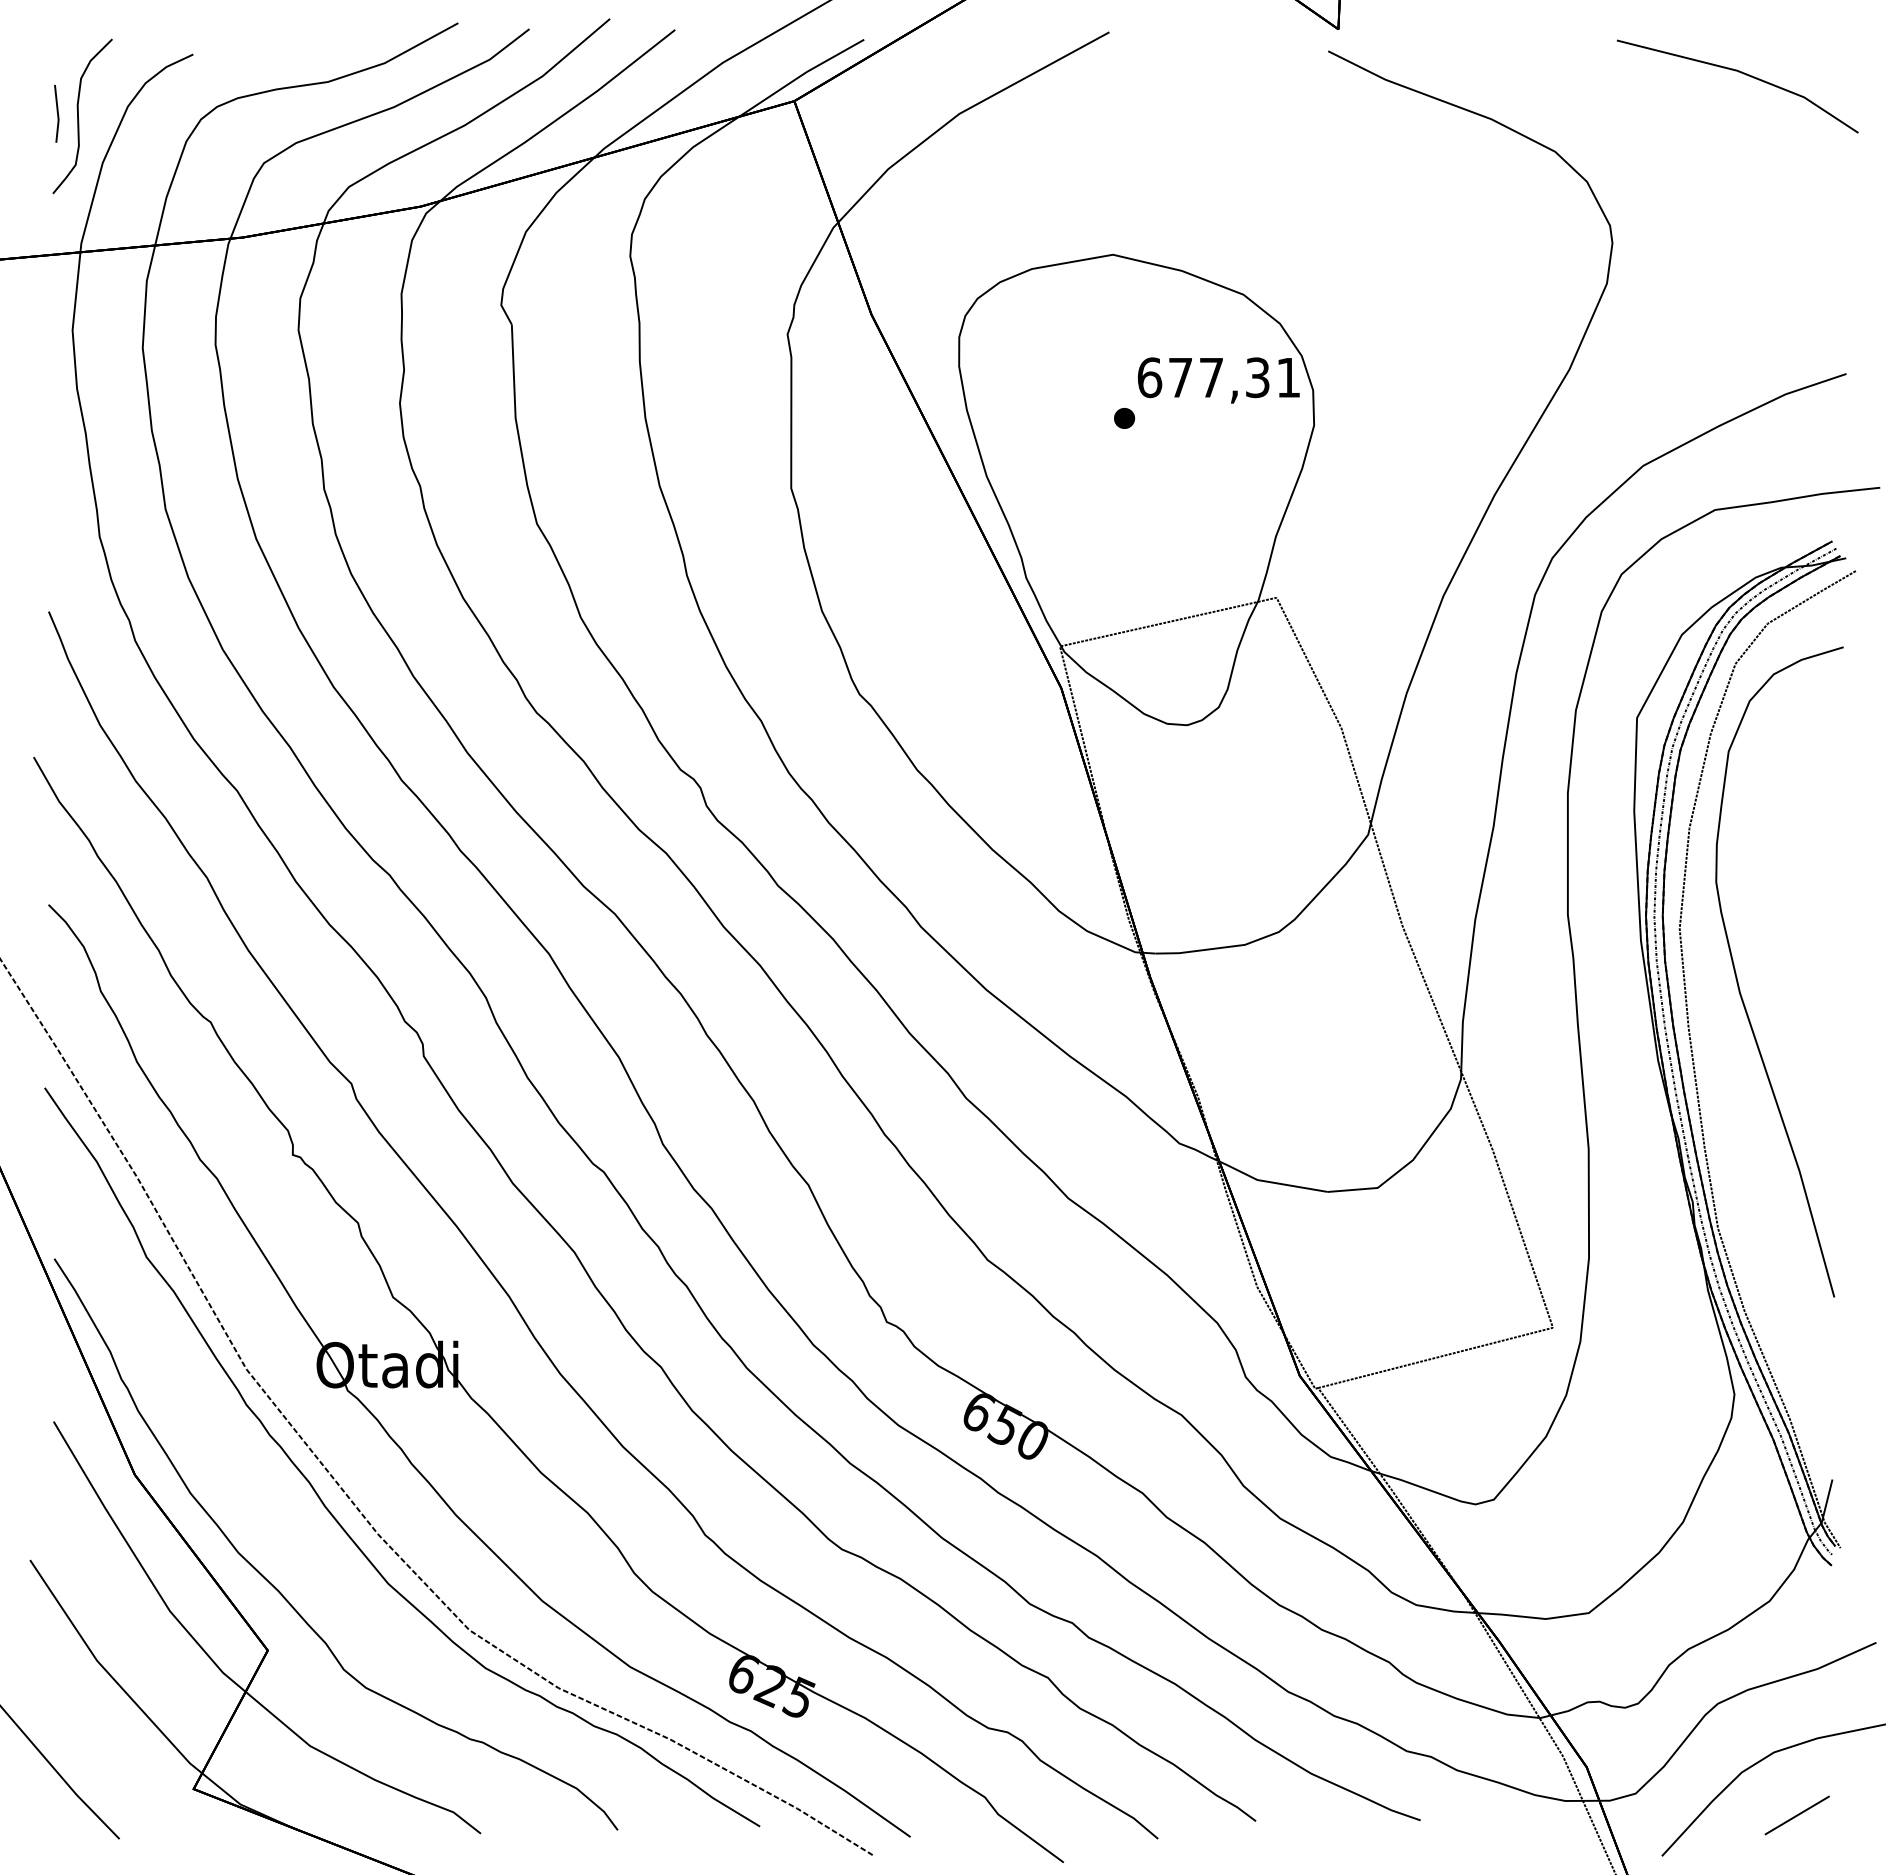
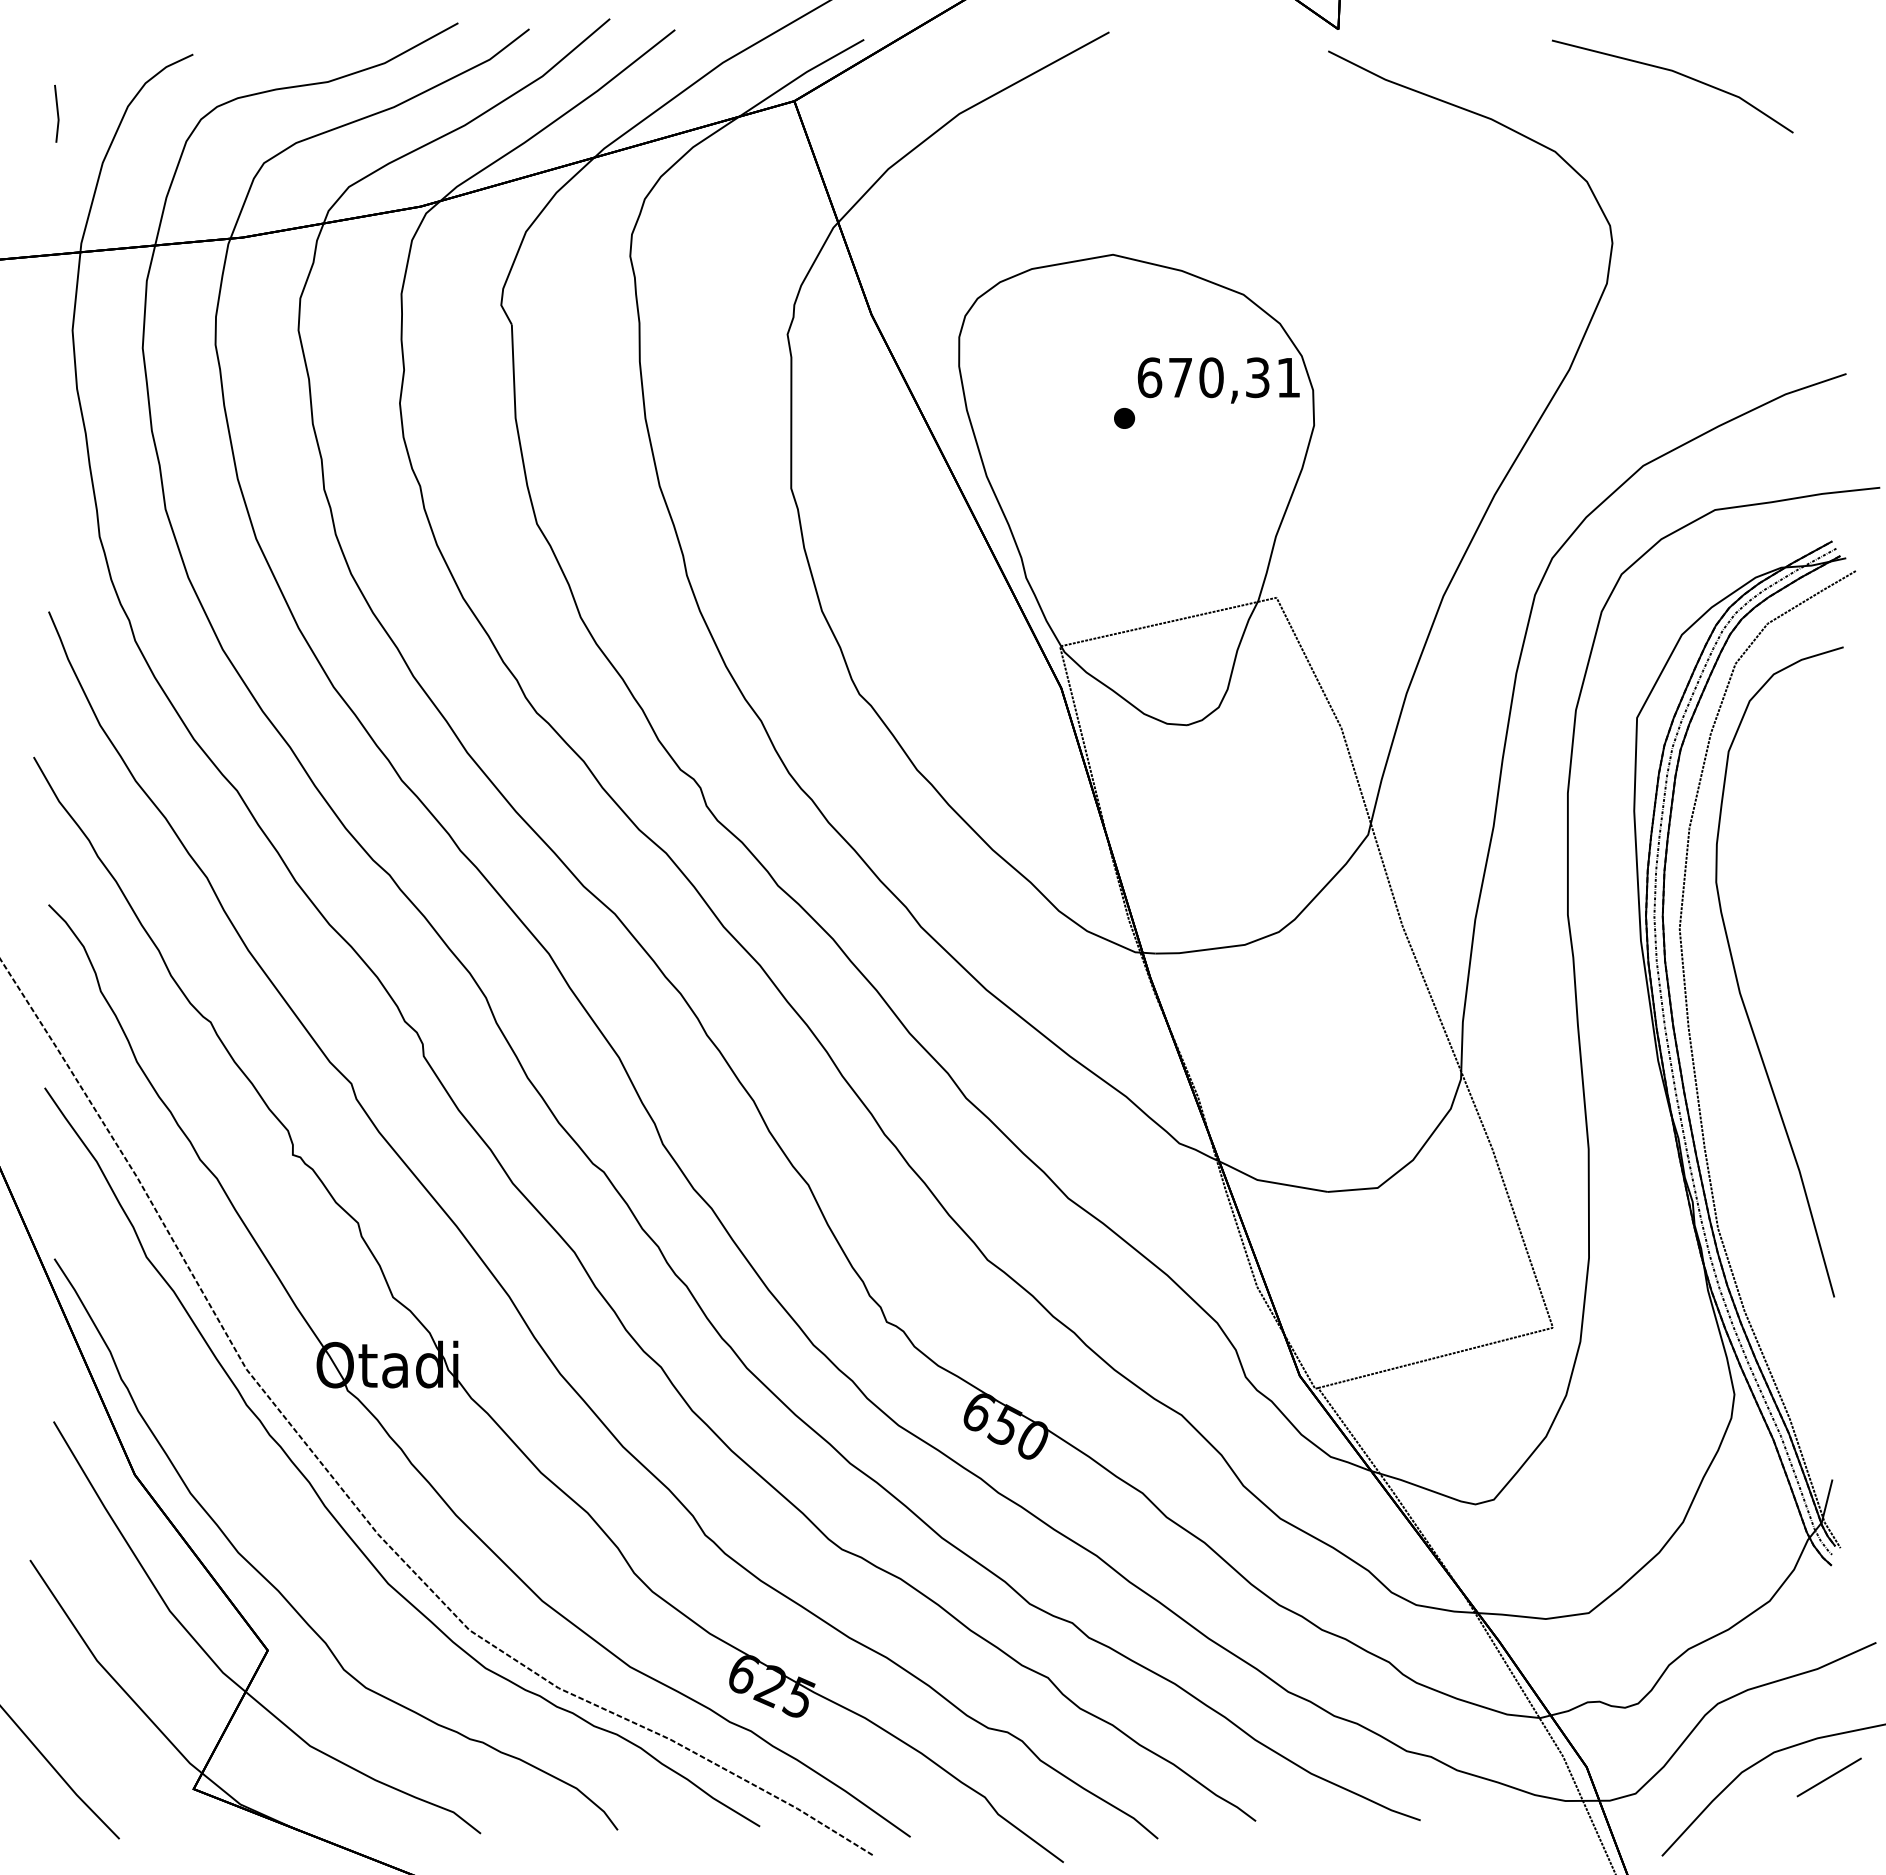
line position: (1743, 74) -> (1678, 74) (1678, 74)
curve: present -> none (78, 116)
text: 677,31 -> 670,31 (1211, 377)
line position: (1796, 1815) -> (1828, 1777) (1828, 1777)
